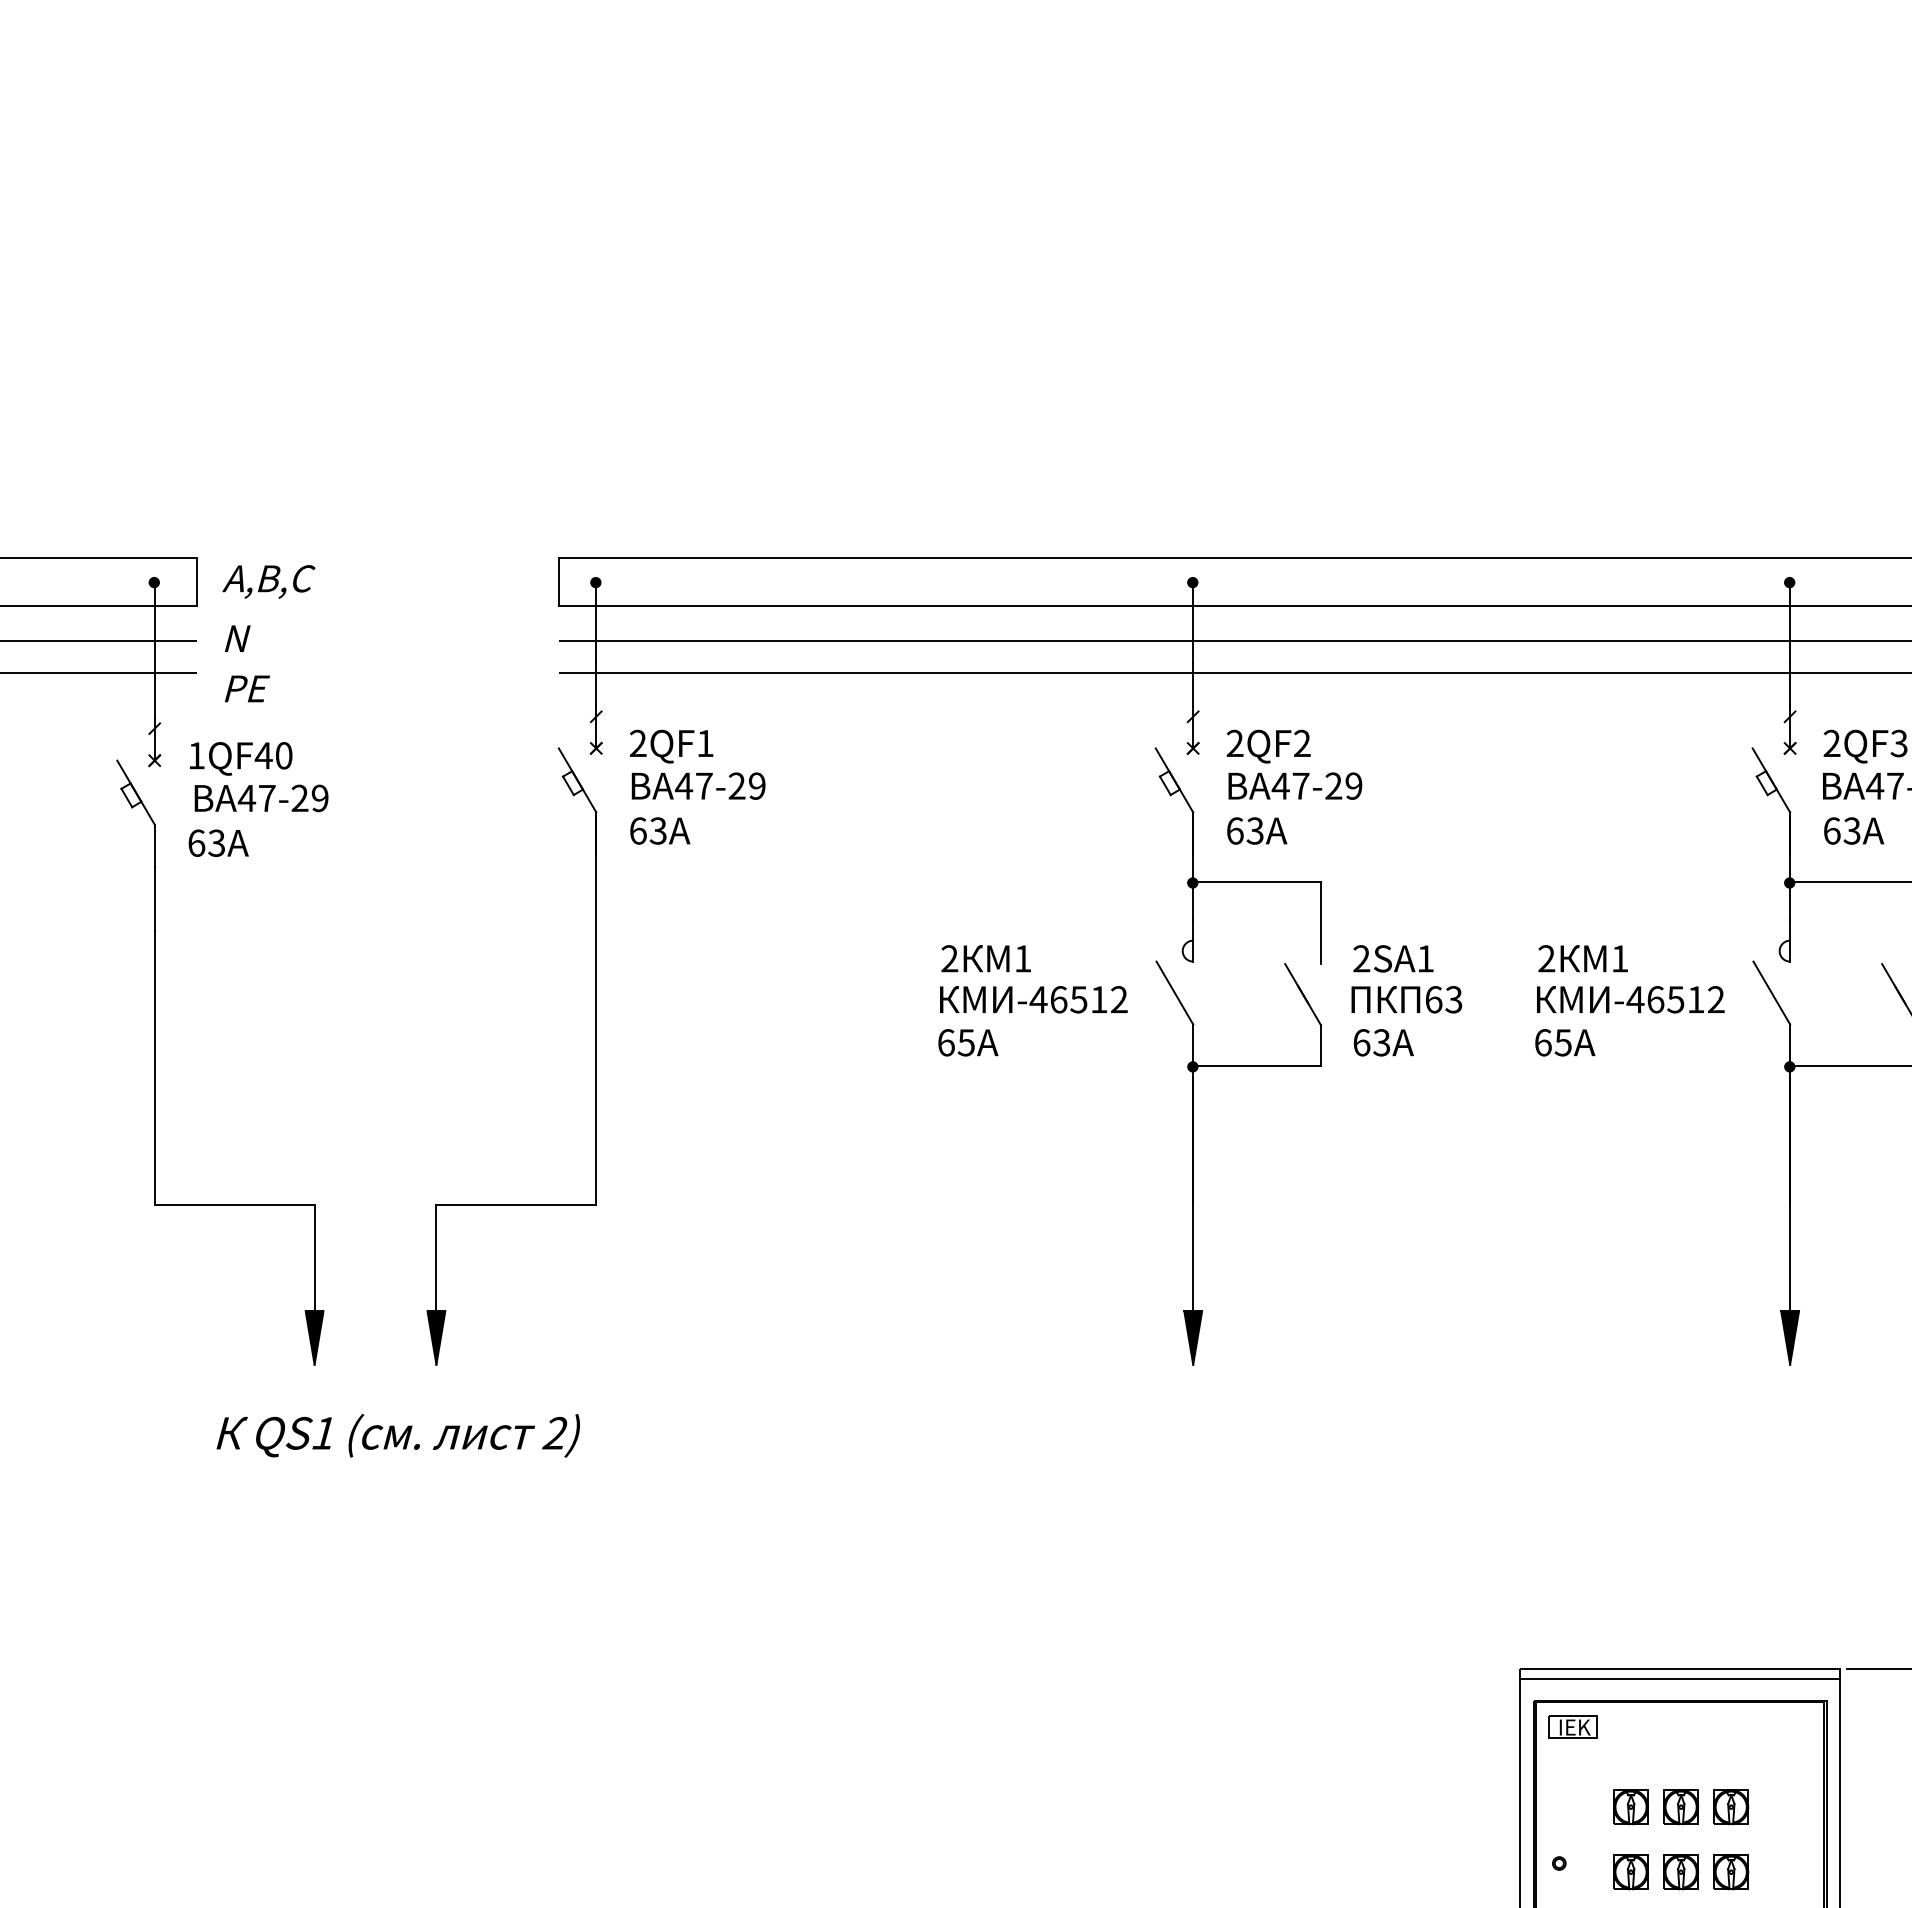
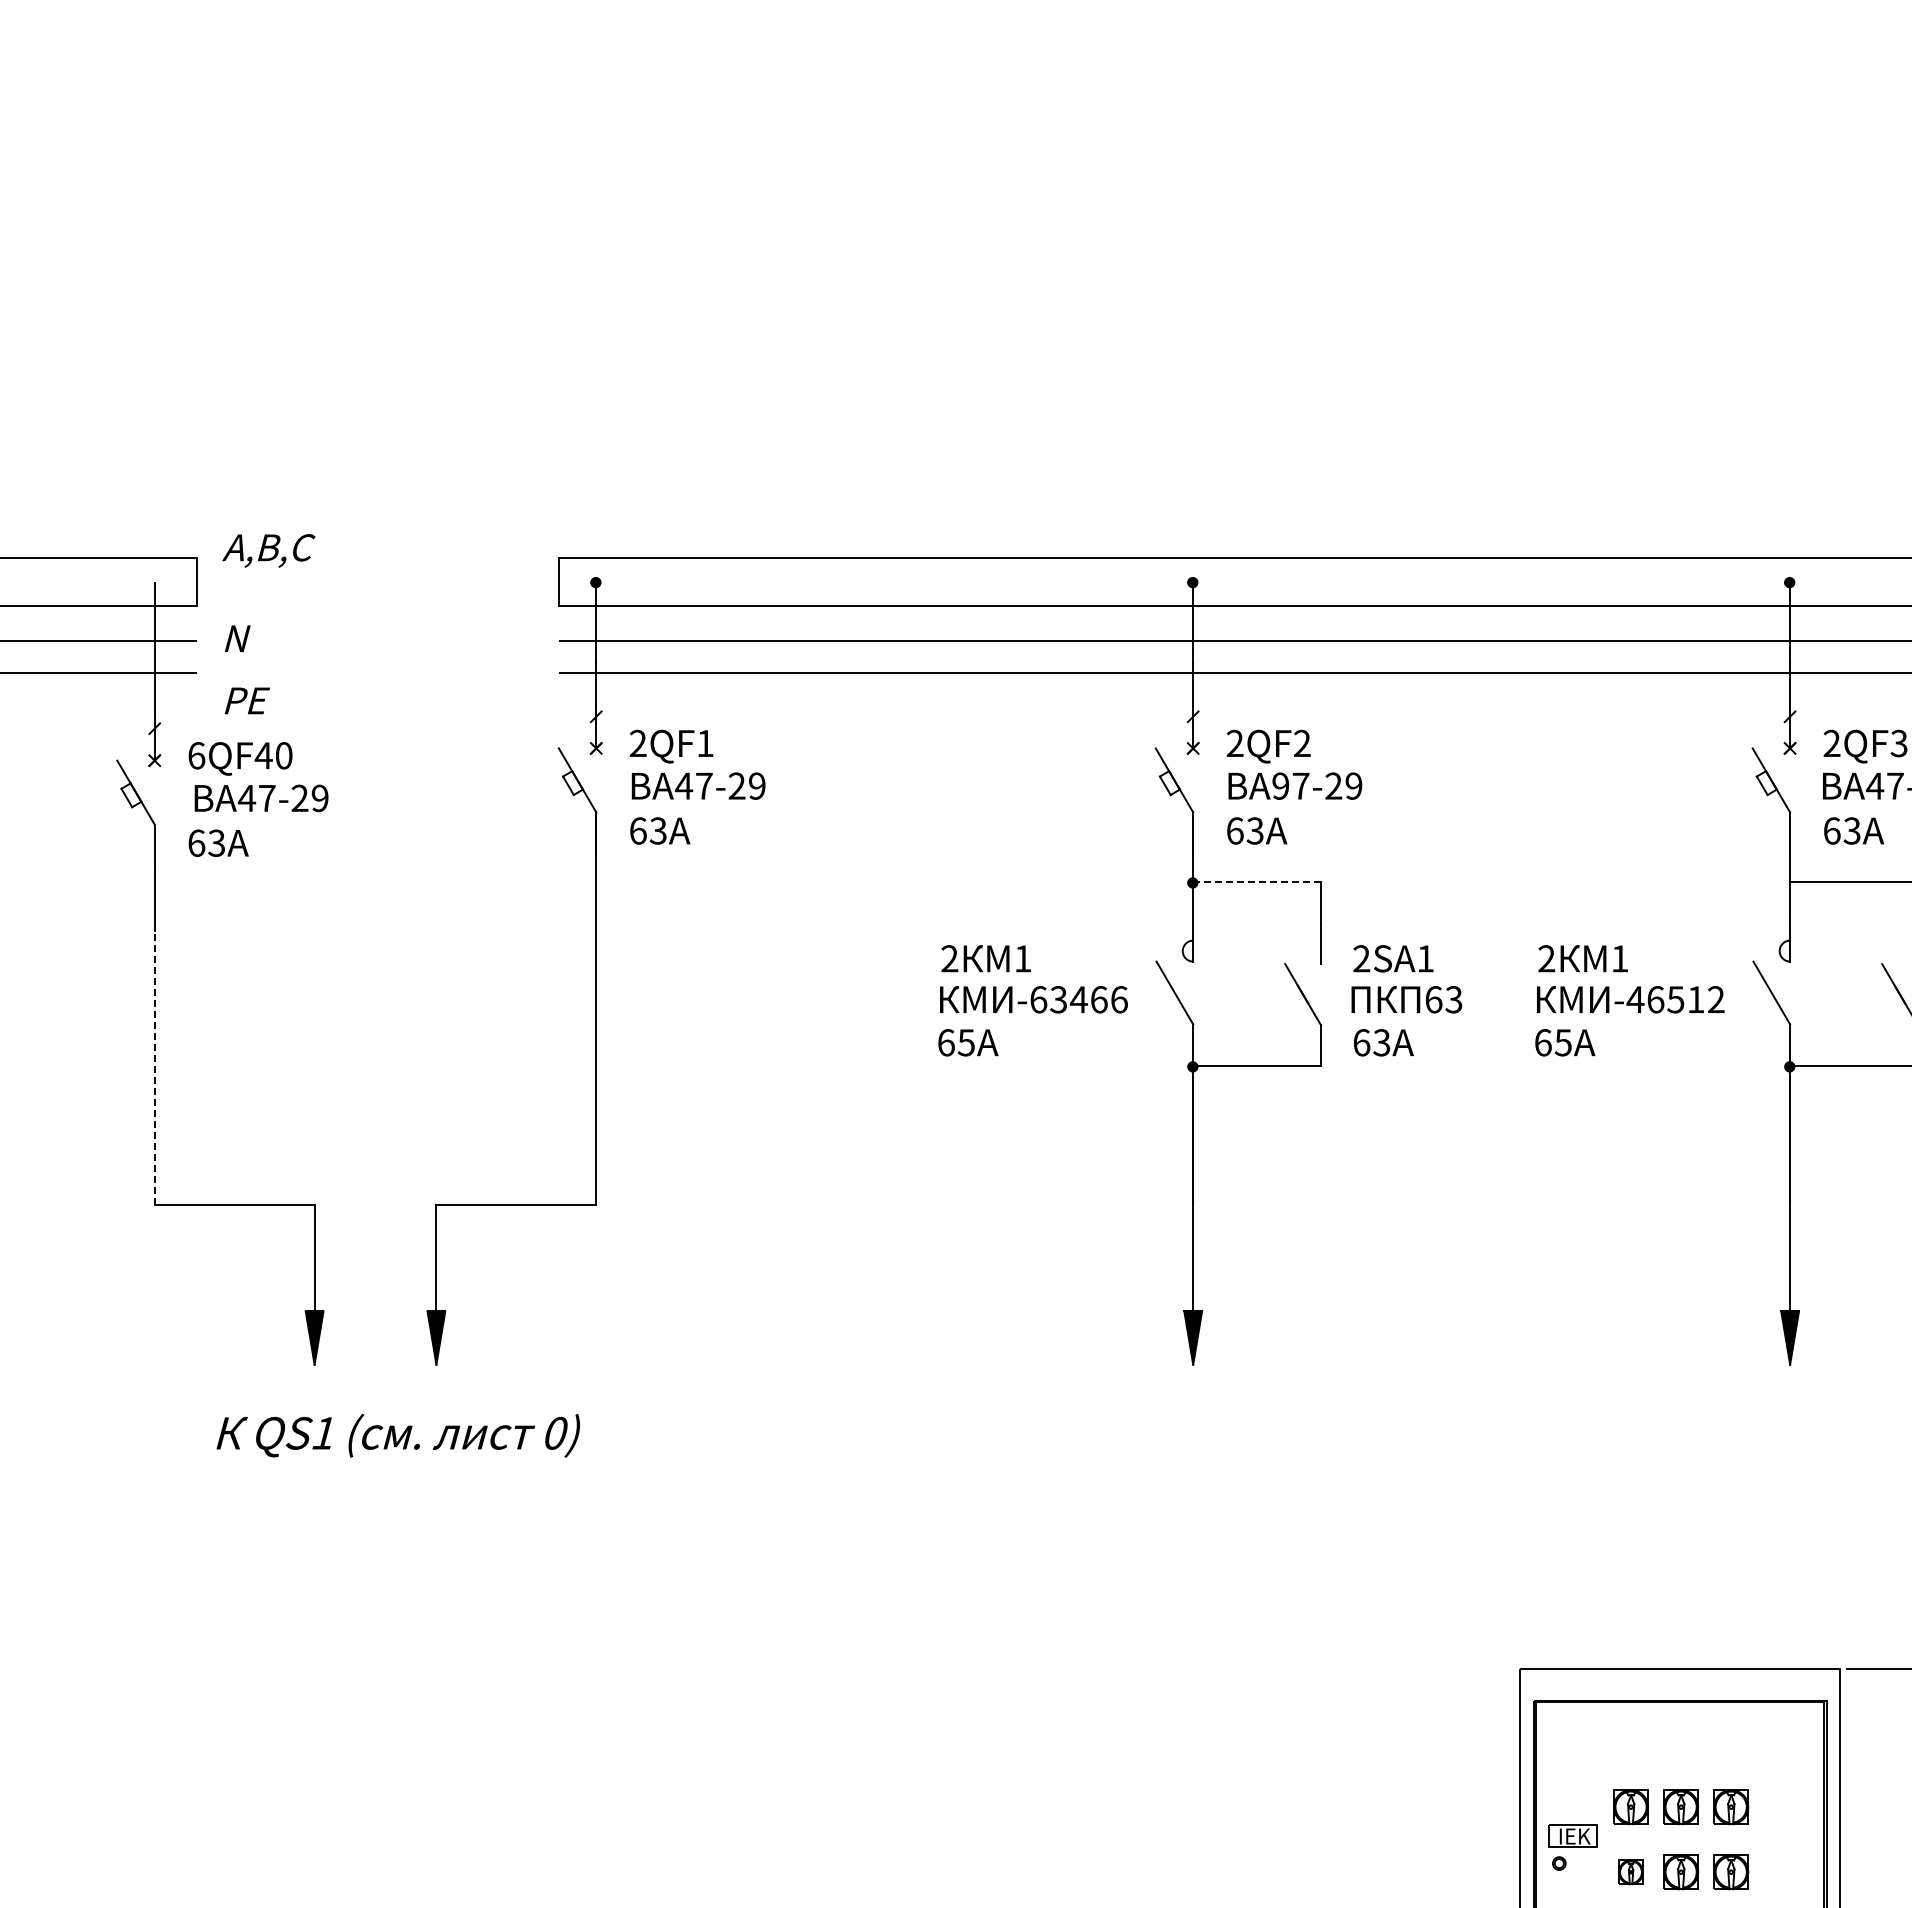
text position: (268, 581) -> (268, 550) (268, 550)
fill: present -> none (153, 582)
text position: (247, 688) -> (247, 700) (247, 700)
text: 1QF40 -> 6QF40 (196, 755)
text: 47-29 -> 97-29 (1280, 785)
line: solid -> dashed (1257, 882)
fill: present -> none (1789, 882)
text: -46512 -> -63466 (1078, 999)
line: solid -> dashed (154, 1068)
text: 2) -> 0) (554, 1433)
line: present -> none (1679, 1679)
part position: (1572, 1726) -> (1572, 1835) (1572, 1835)
part size: 36x37 px -> 26x27 px (1630, 1872)
